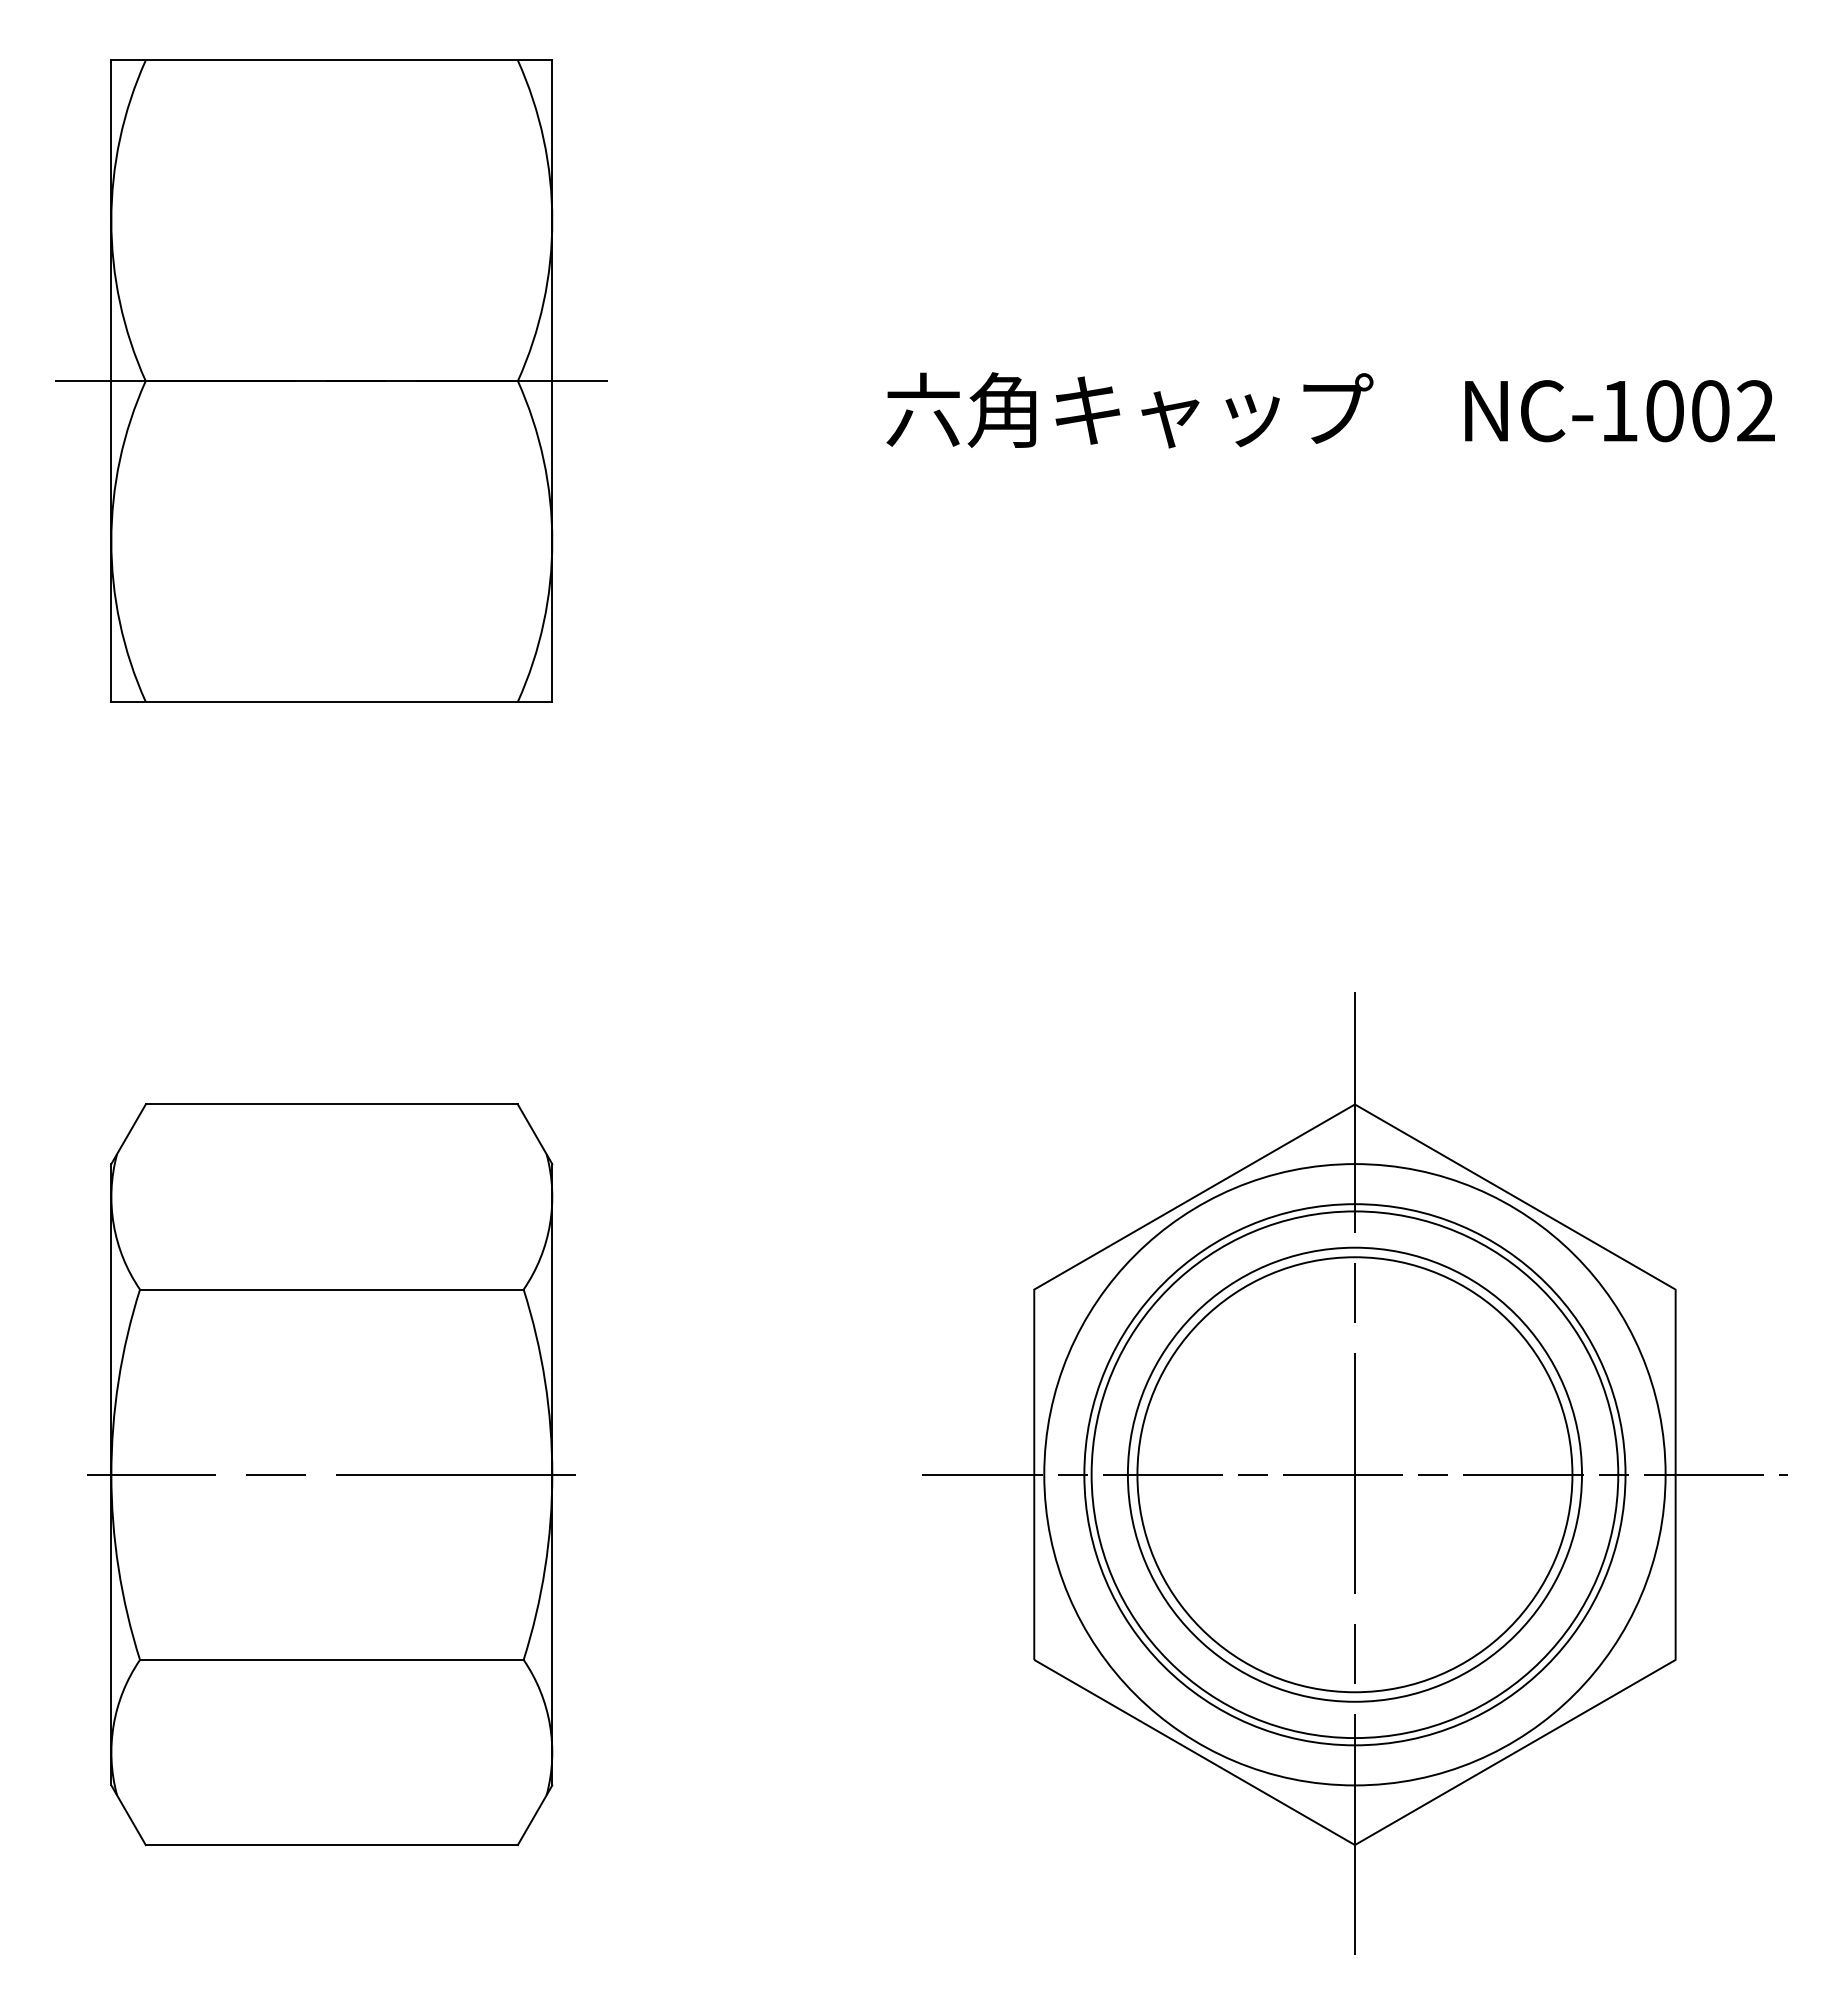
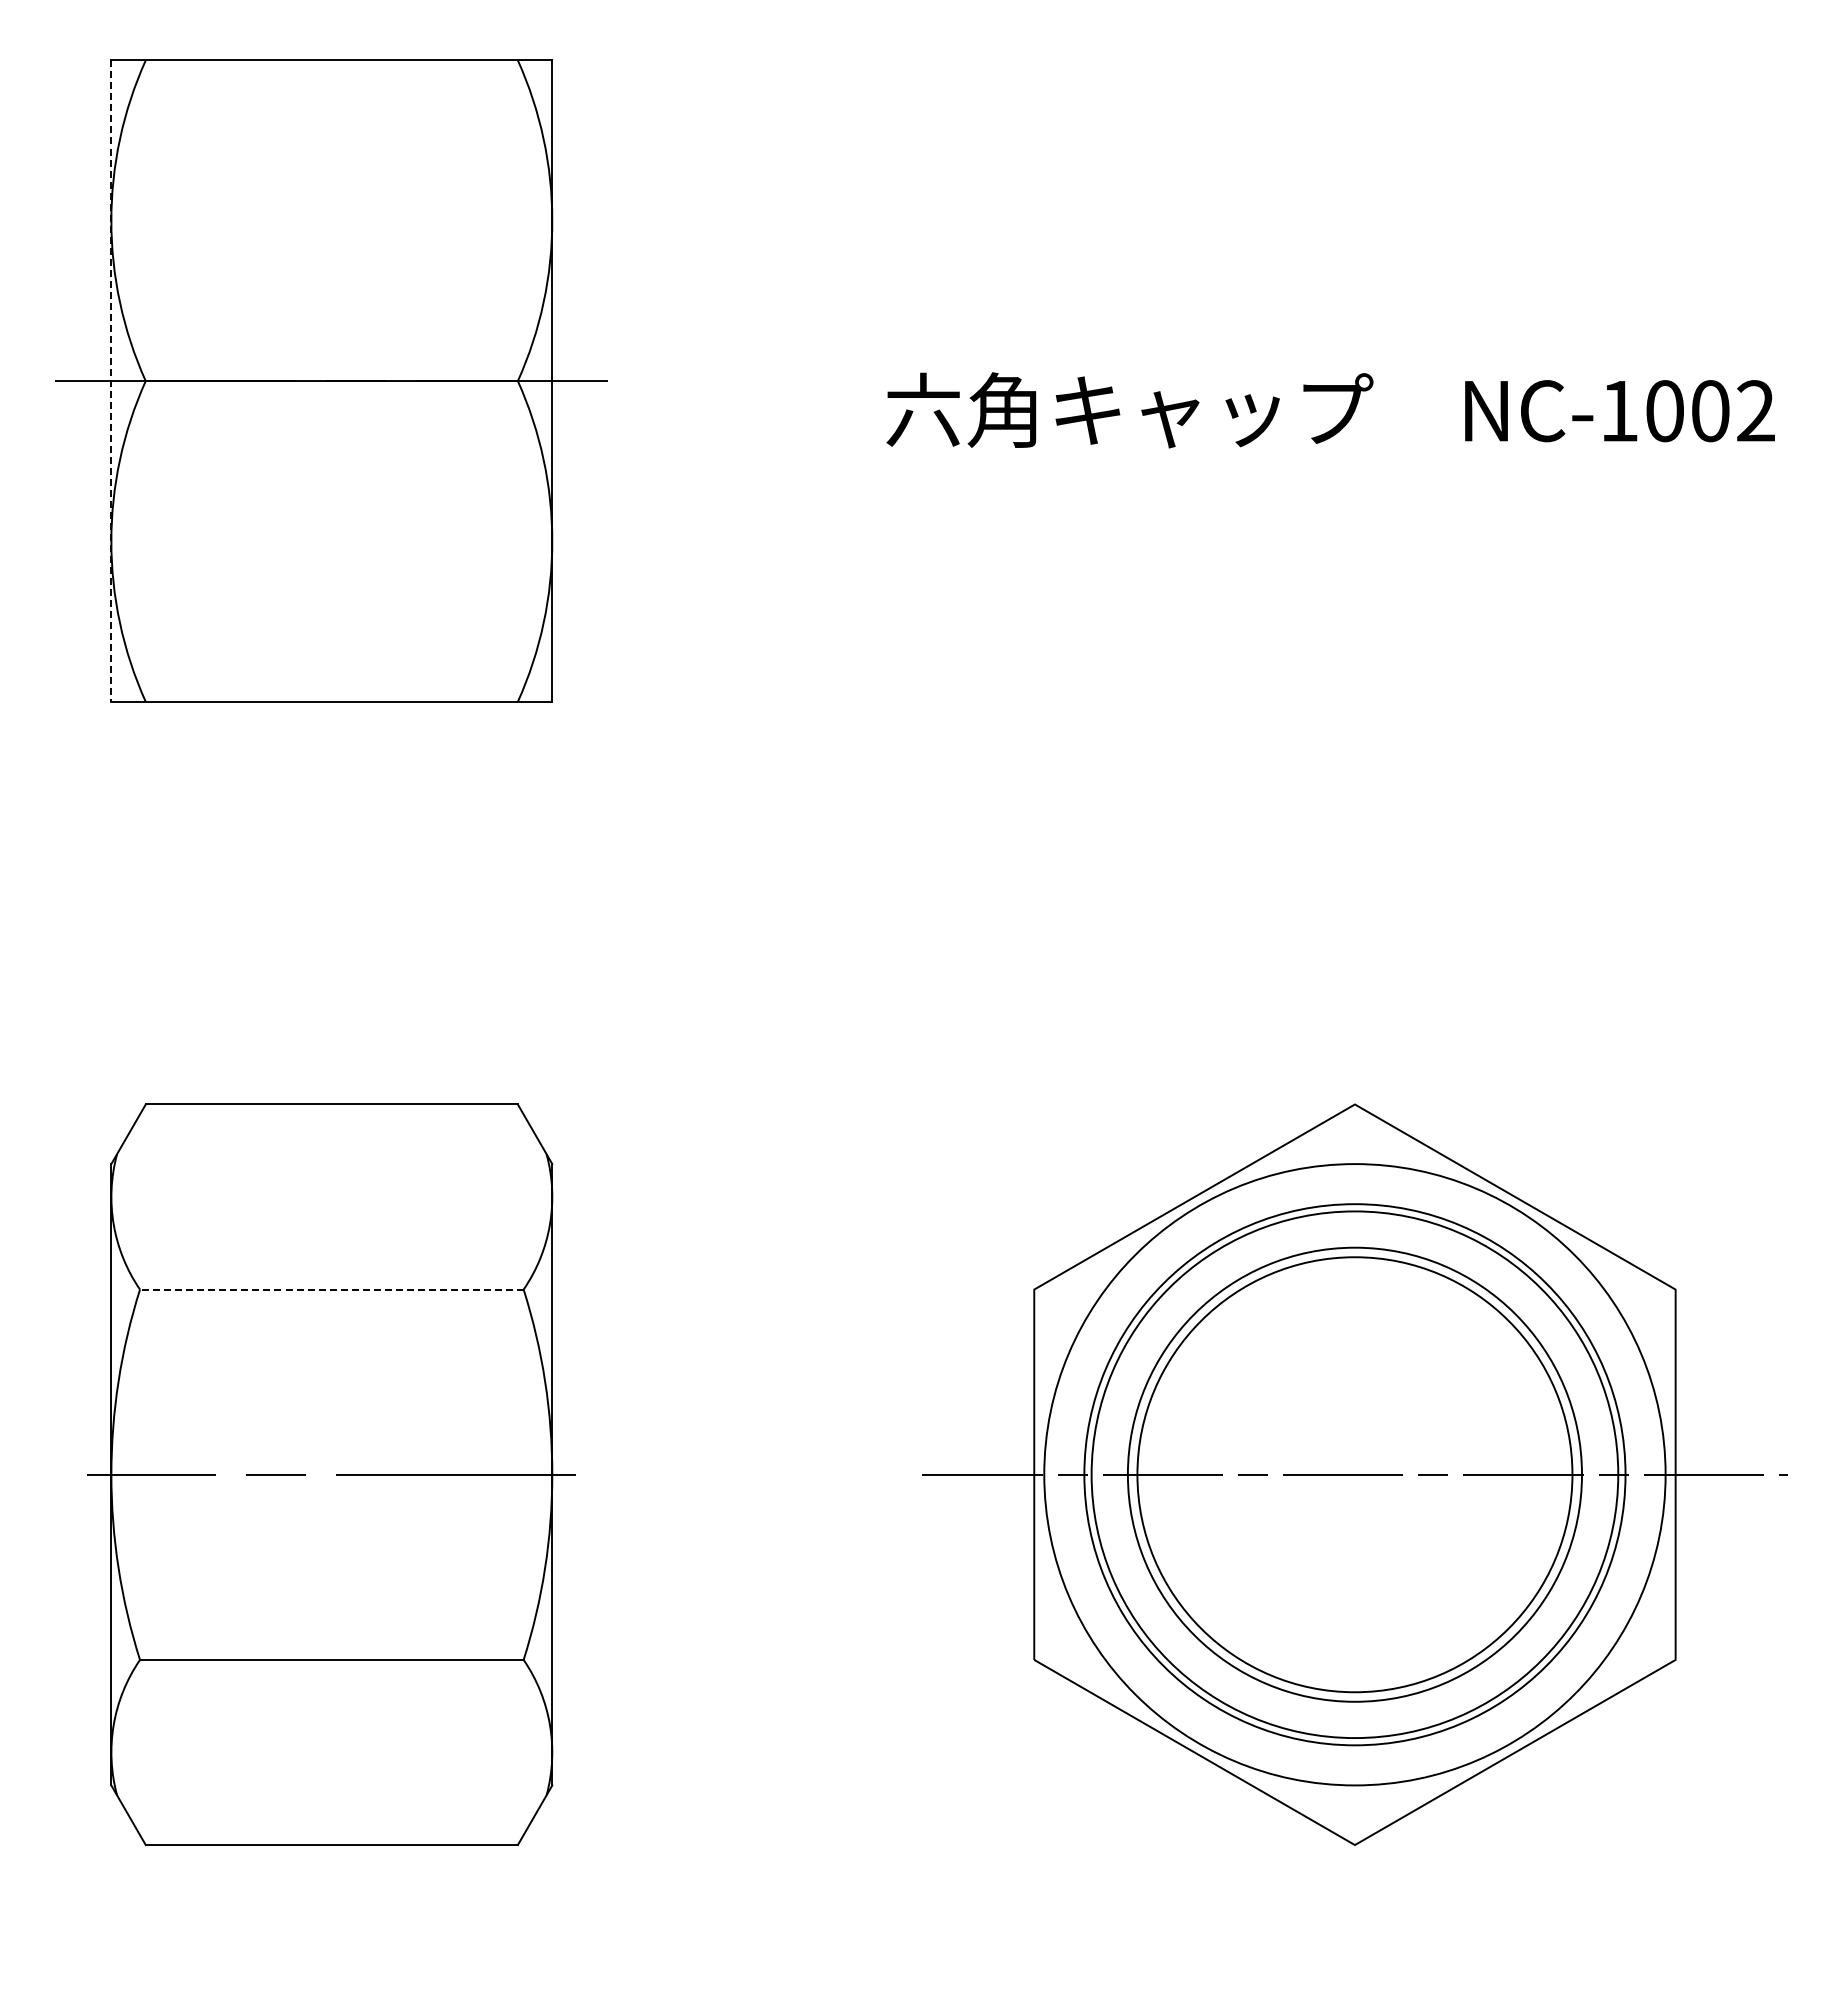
line: solid -> dashed (111, 381)
line: solid -> dashed (331, 1289)
line: present -> none (1354, 1474)
